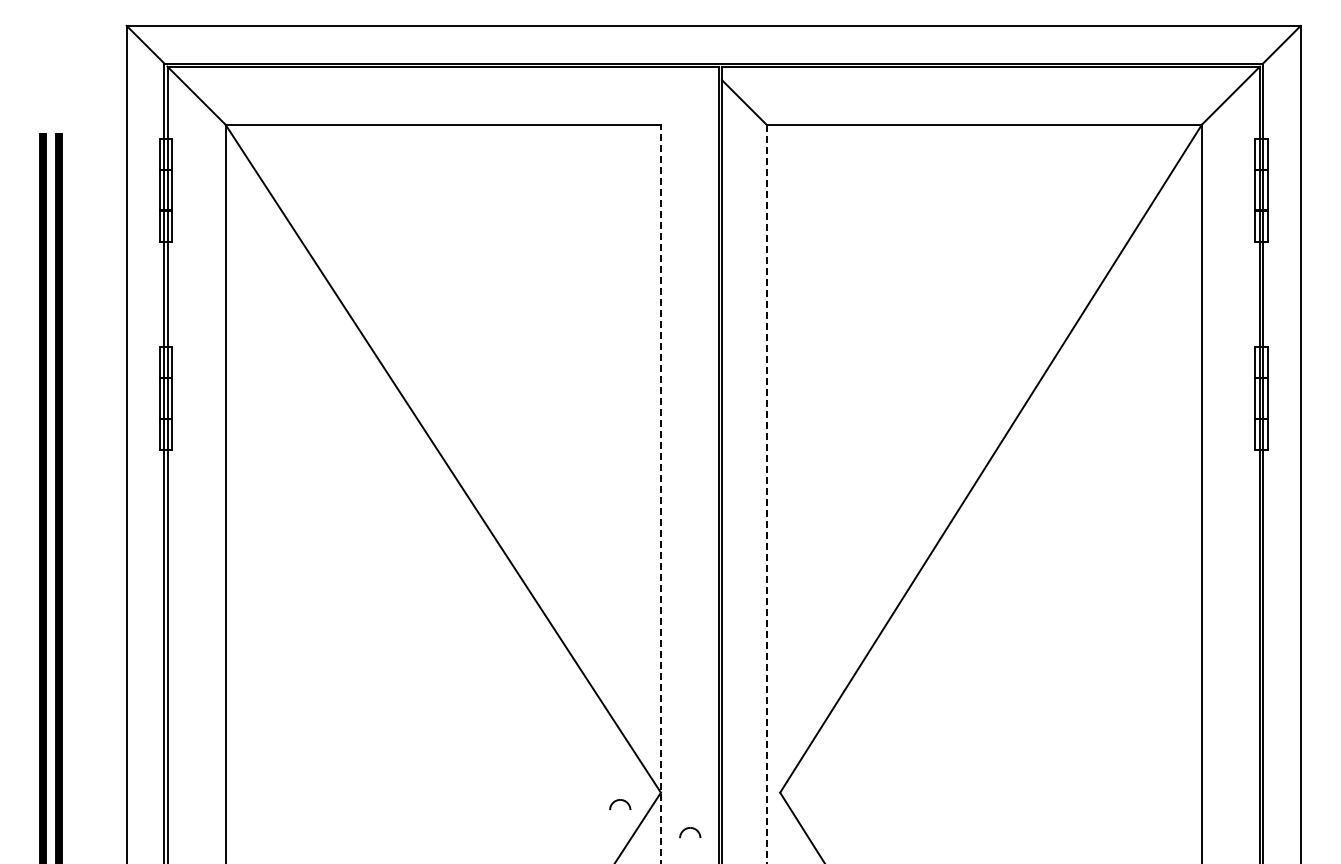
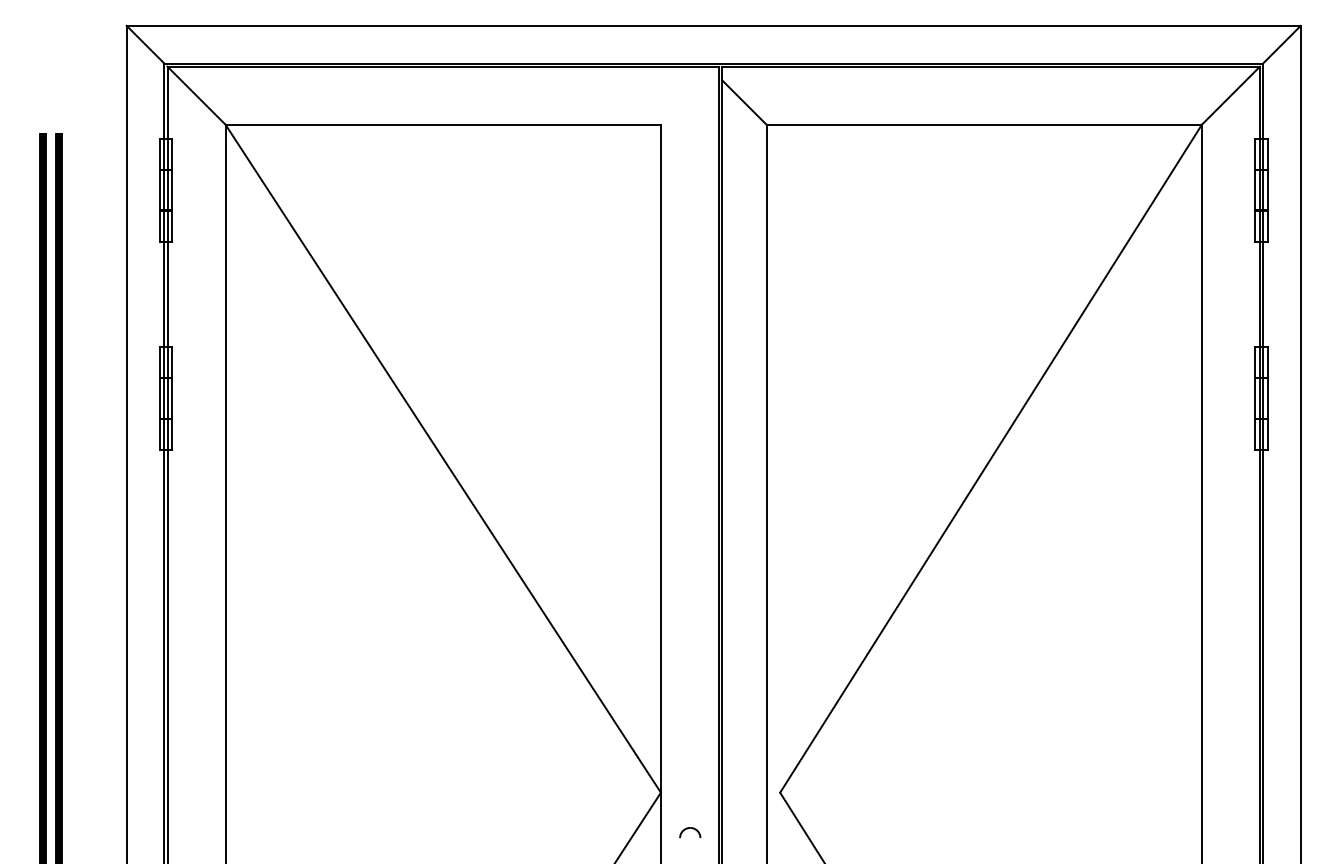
line: dashed -> solid (660, 493)
line: dashed -> solid (766, 494)
part: present -> none (620, 804)
